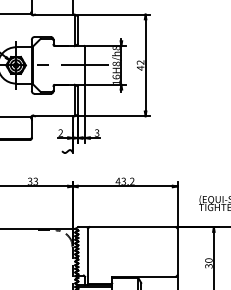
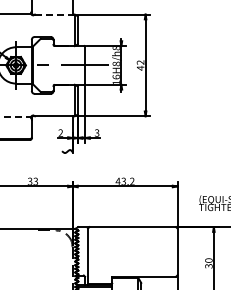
line: solid -> dashed (54, 14)
line: solid -> dashed (16, 116)
